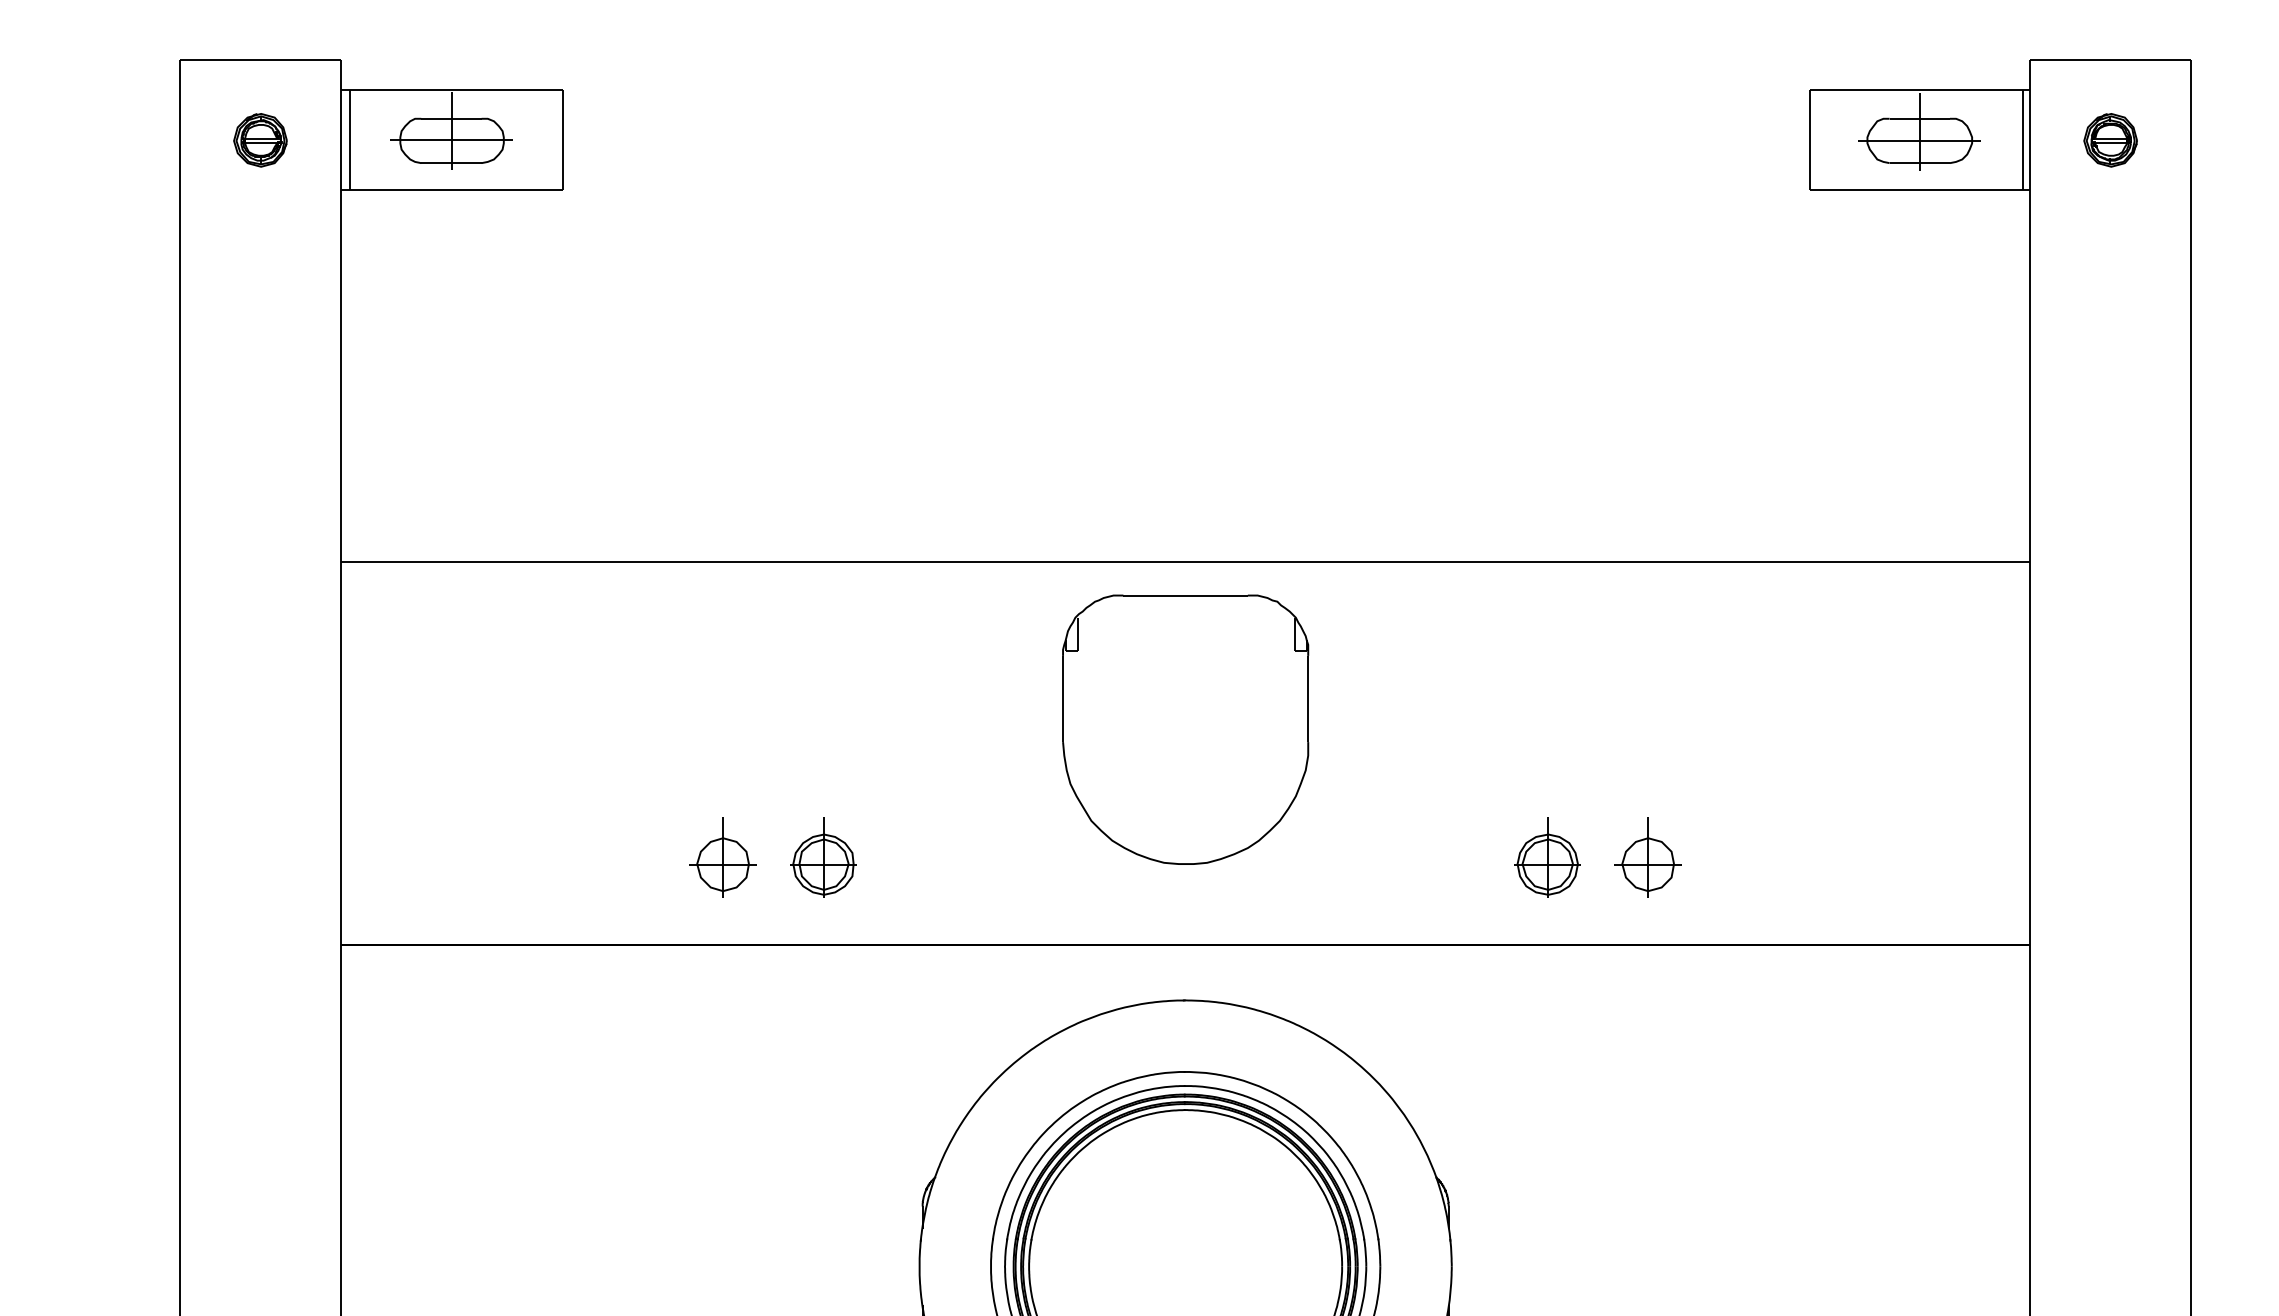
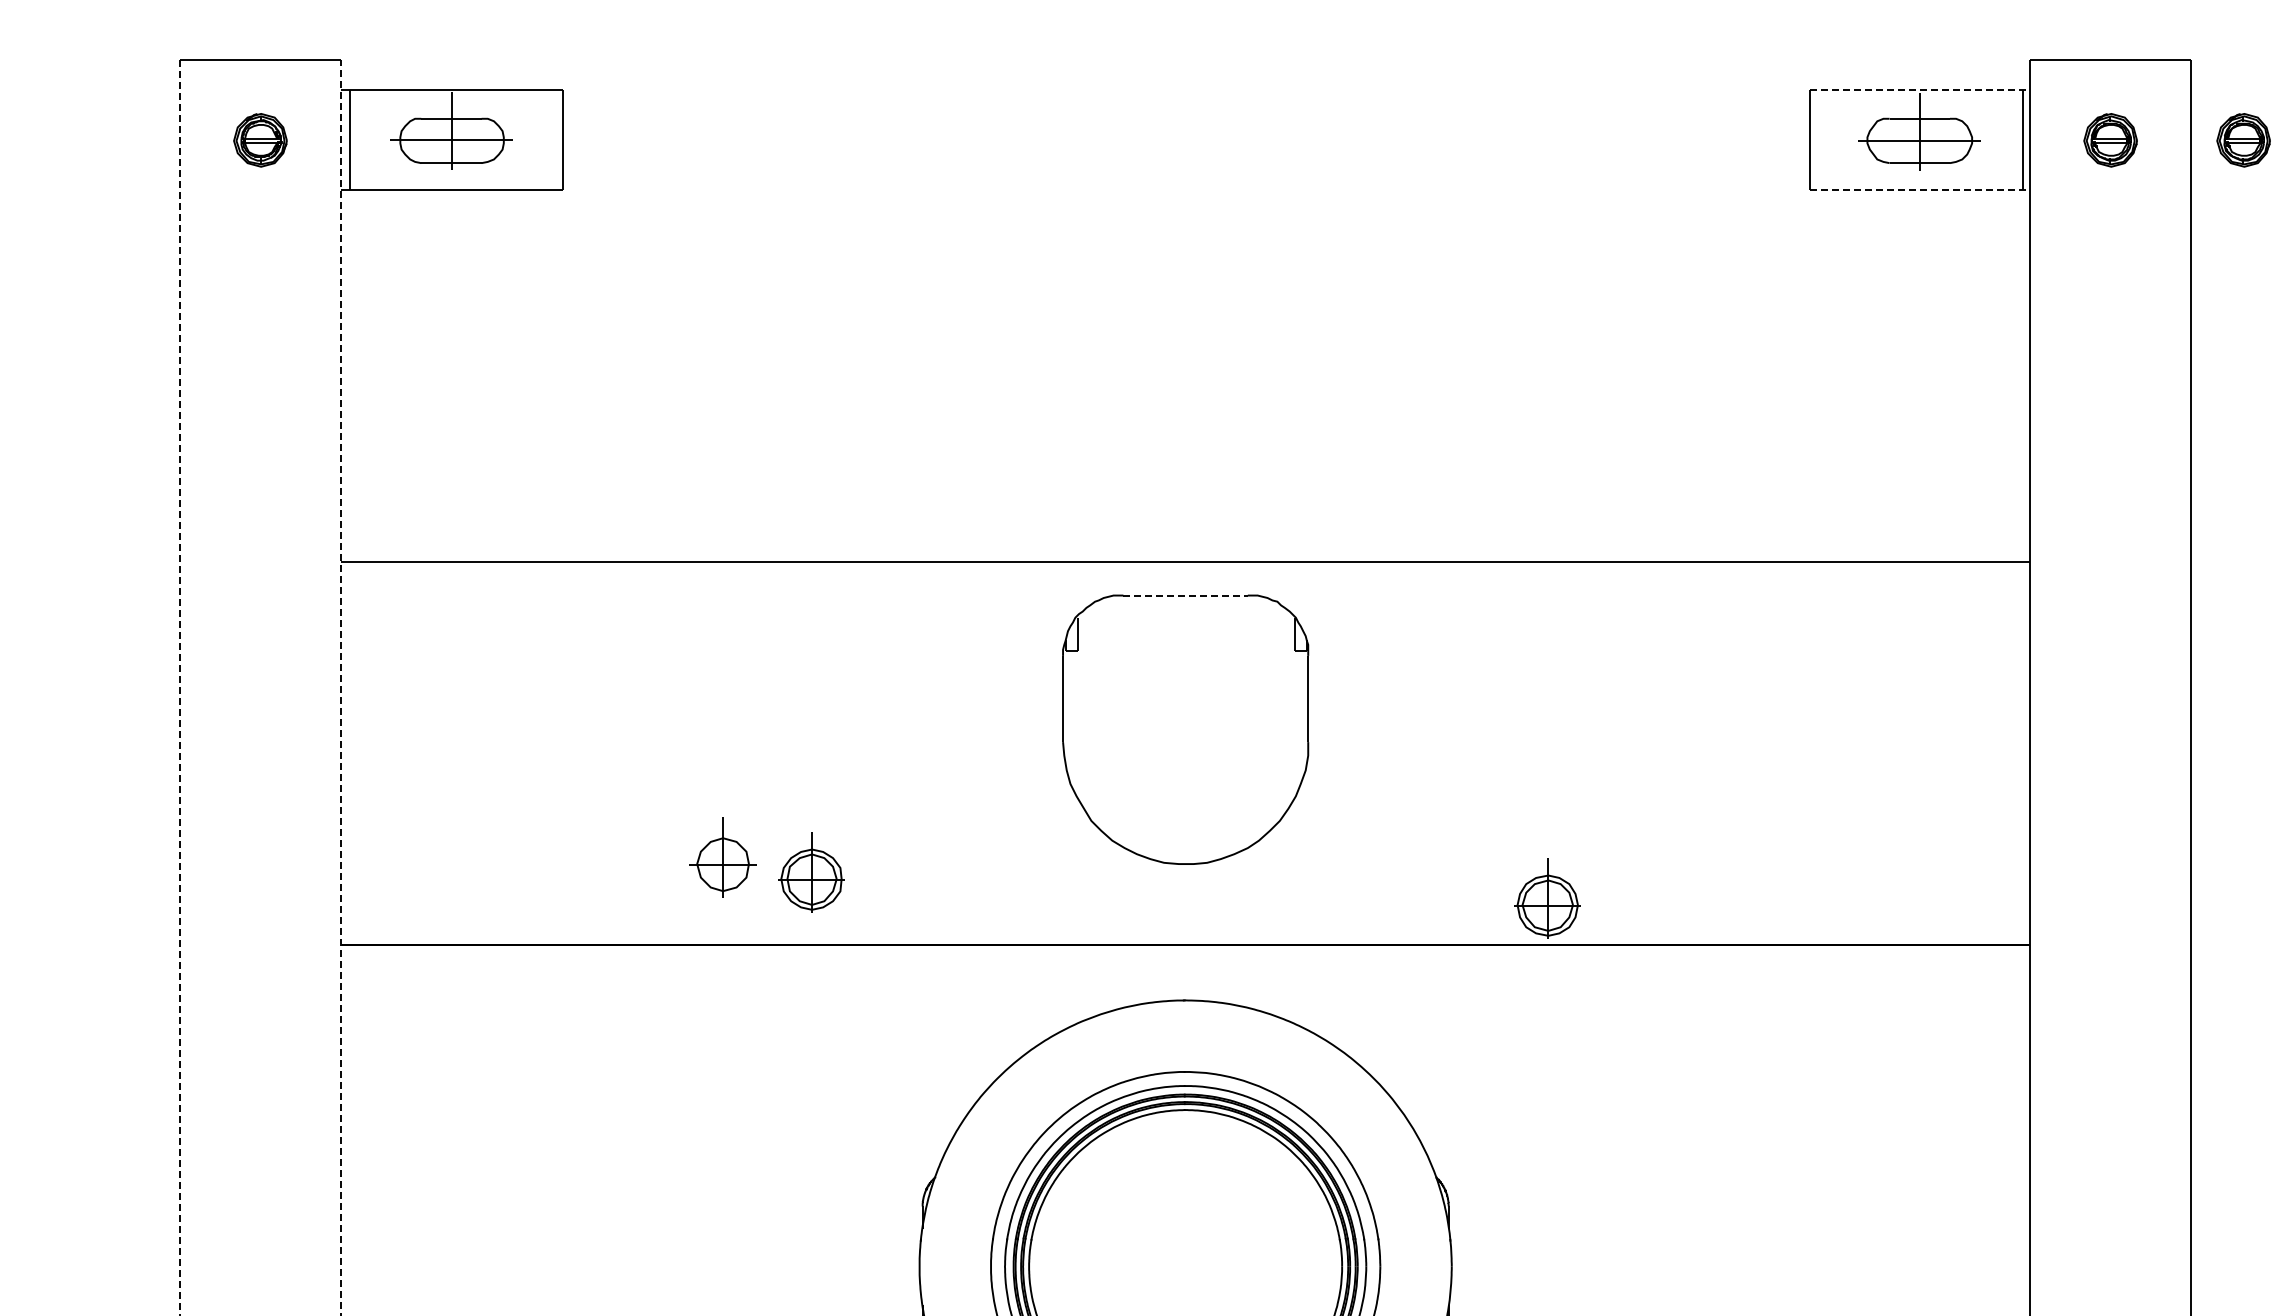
line: solid -> dashed (1920, 90)
part: none -> present (2243, 140)
line: solid -> dashed (1920, 190)
line: solid -> dashed (1186, 595)
line: solid -> dashed (179, 687)
line: solid -> dashed (341, 687)
part position: (823, 857) -> (811, 872) (811, 872)
part position: (1547, 857) -> (1547, 898) (1547, 898)
part: present -> none (1647, 857)
